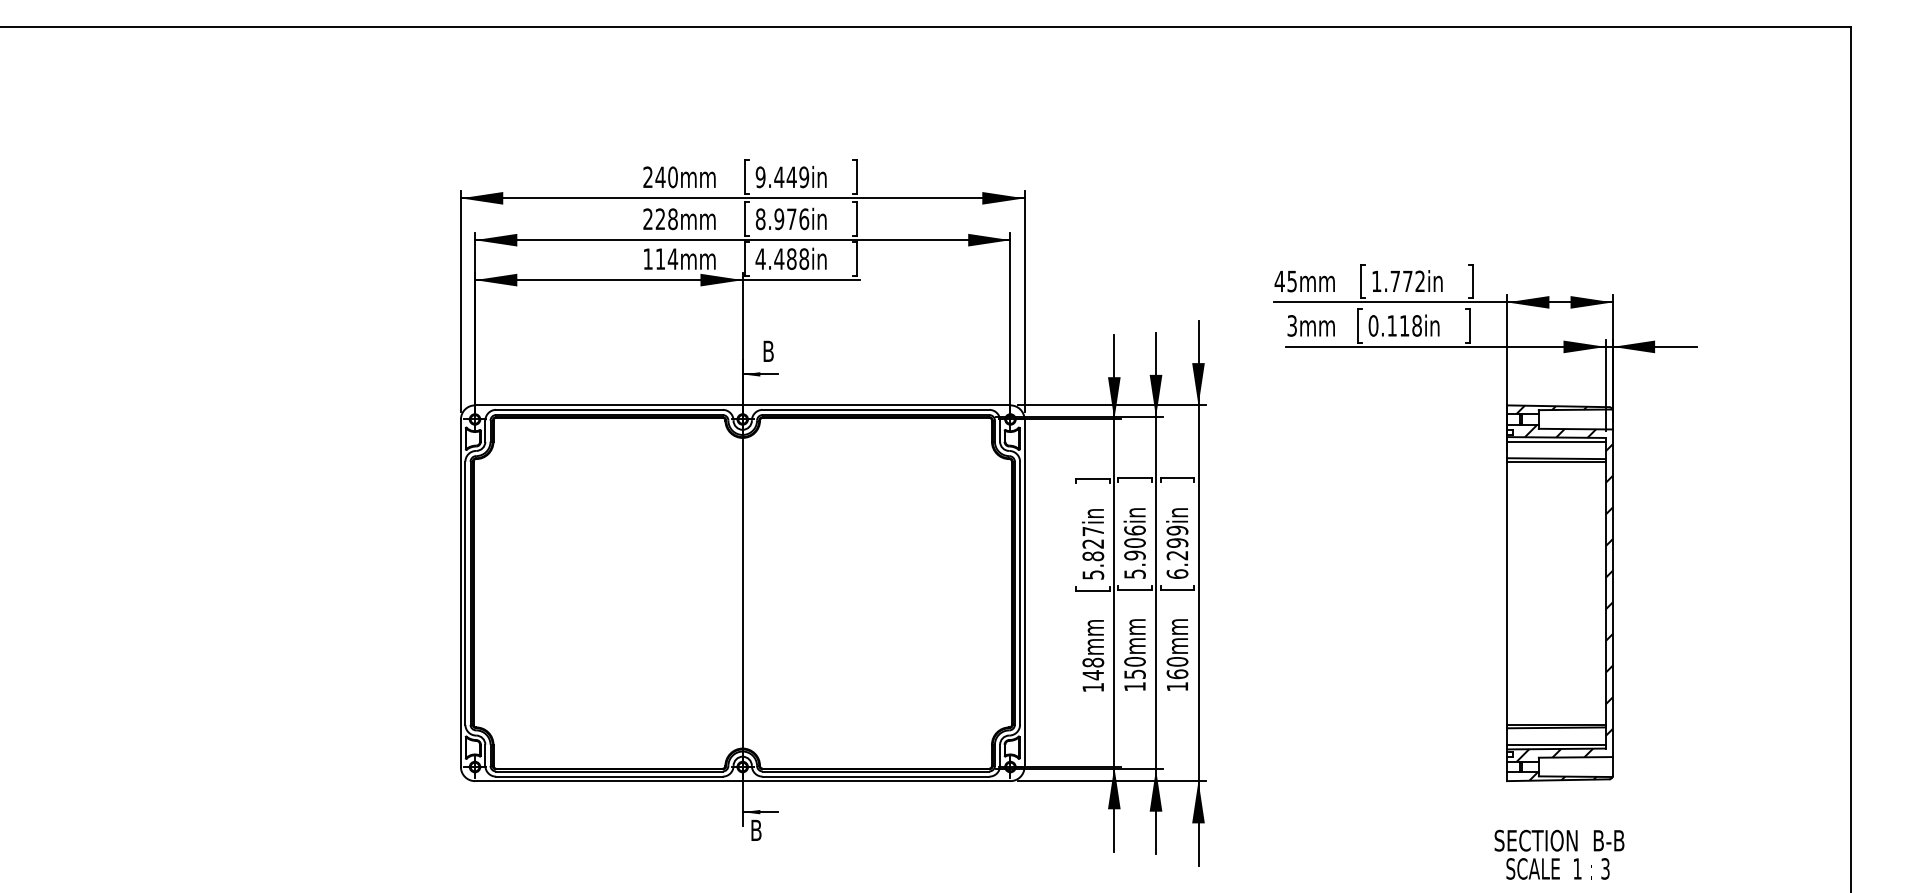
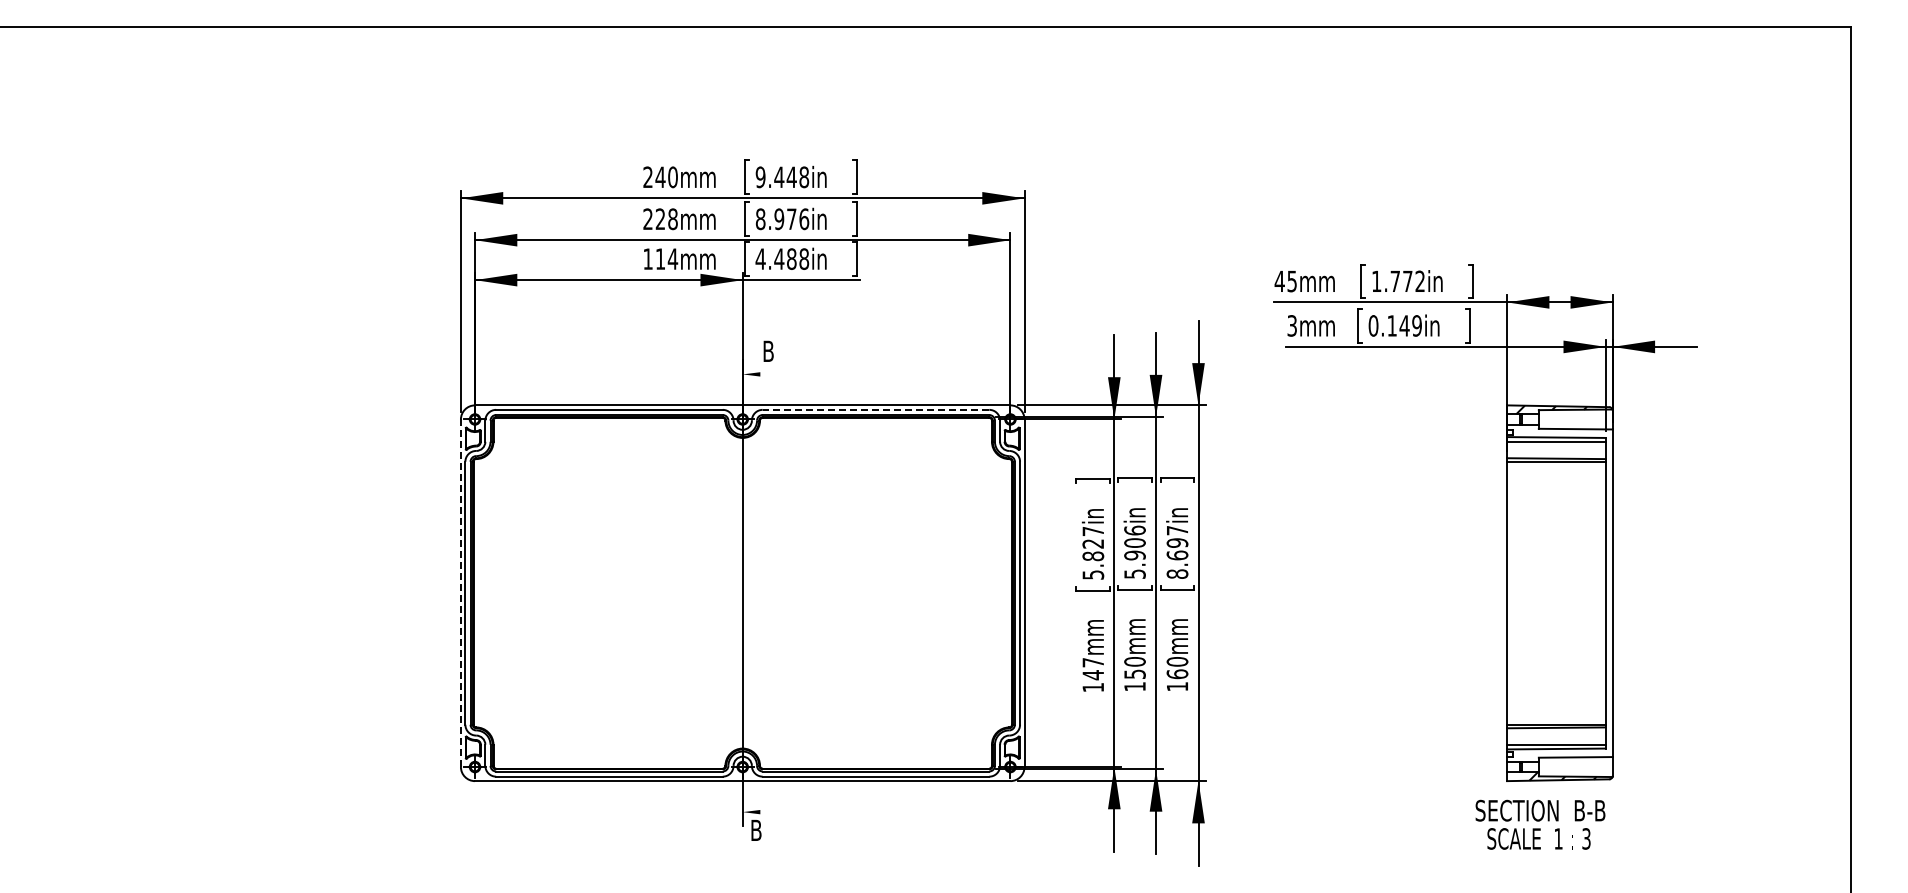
text: 9.449in -> 9.448in (804, 177)
text: 0.118in -> 0.149in (1410, 325)
line: present -> none (759, 374)
line: solid -> dashed (875, 409)
text: 6.299in -> 8.697in (1177, 551)
hatch: present -> none (1564, 592)
line: solid -> dashed (460, 593)
text: 148mm -> 147mm (1093, 662)
line: present -> none (759, 812)
text position: (1559, 854) -> (1540, 824) (1540, 824)
